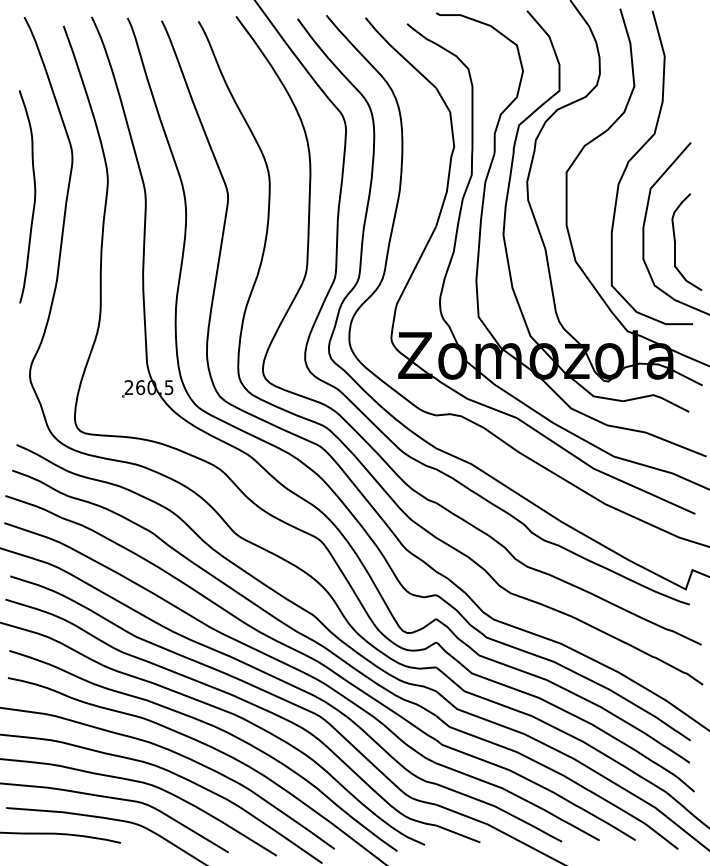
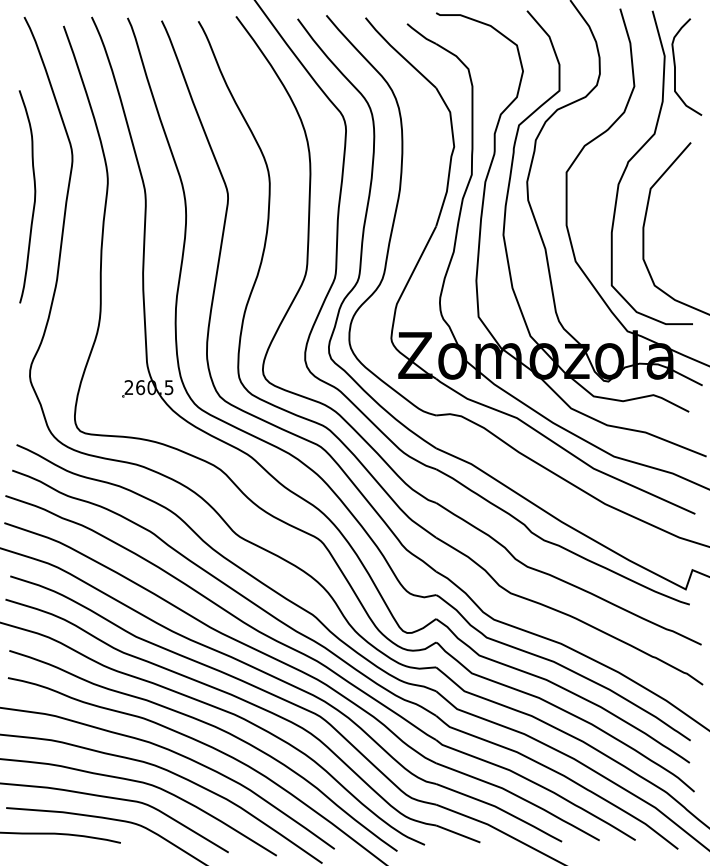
curve position: (675, 241) -> (675, 66) (675, 66)
